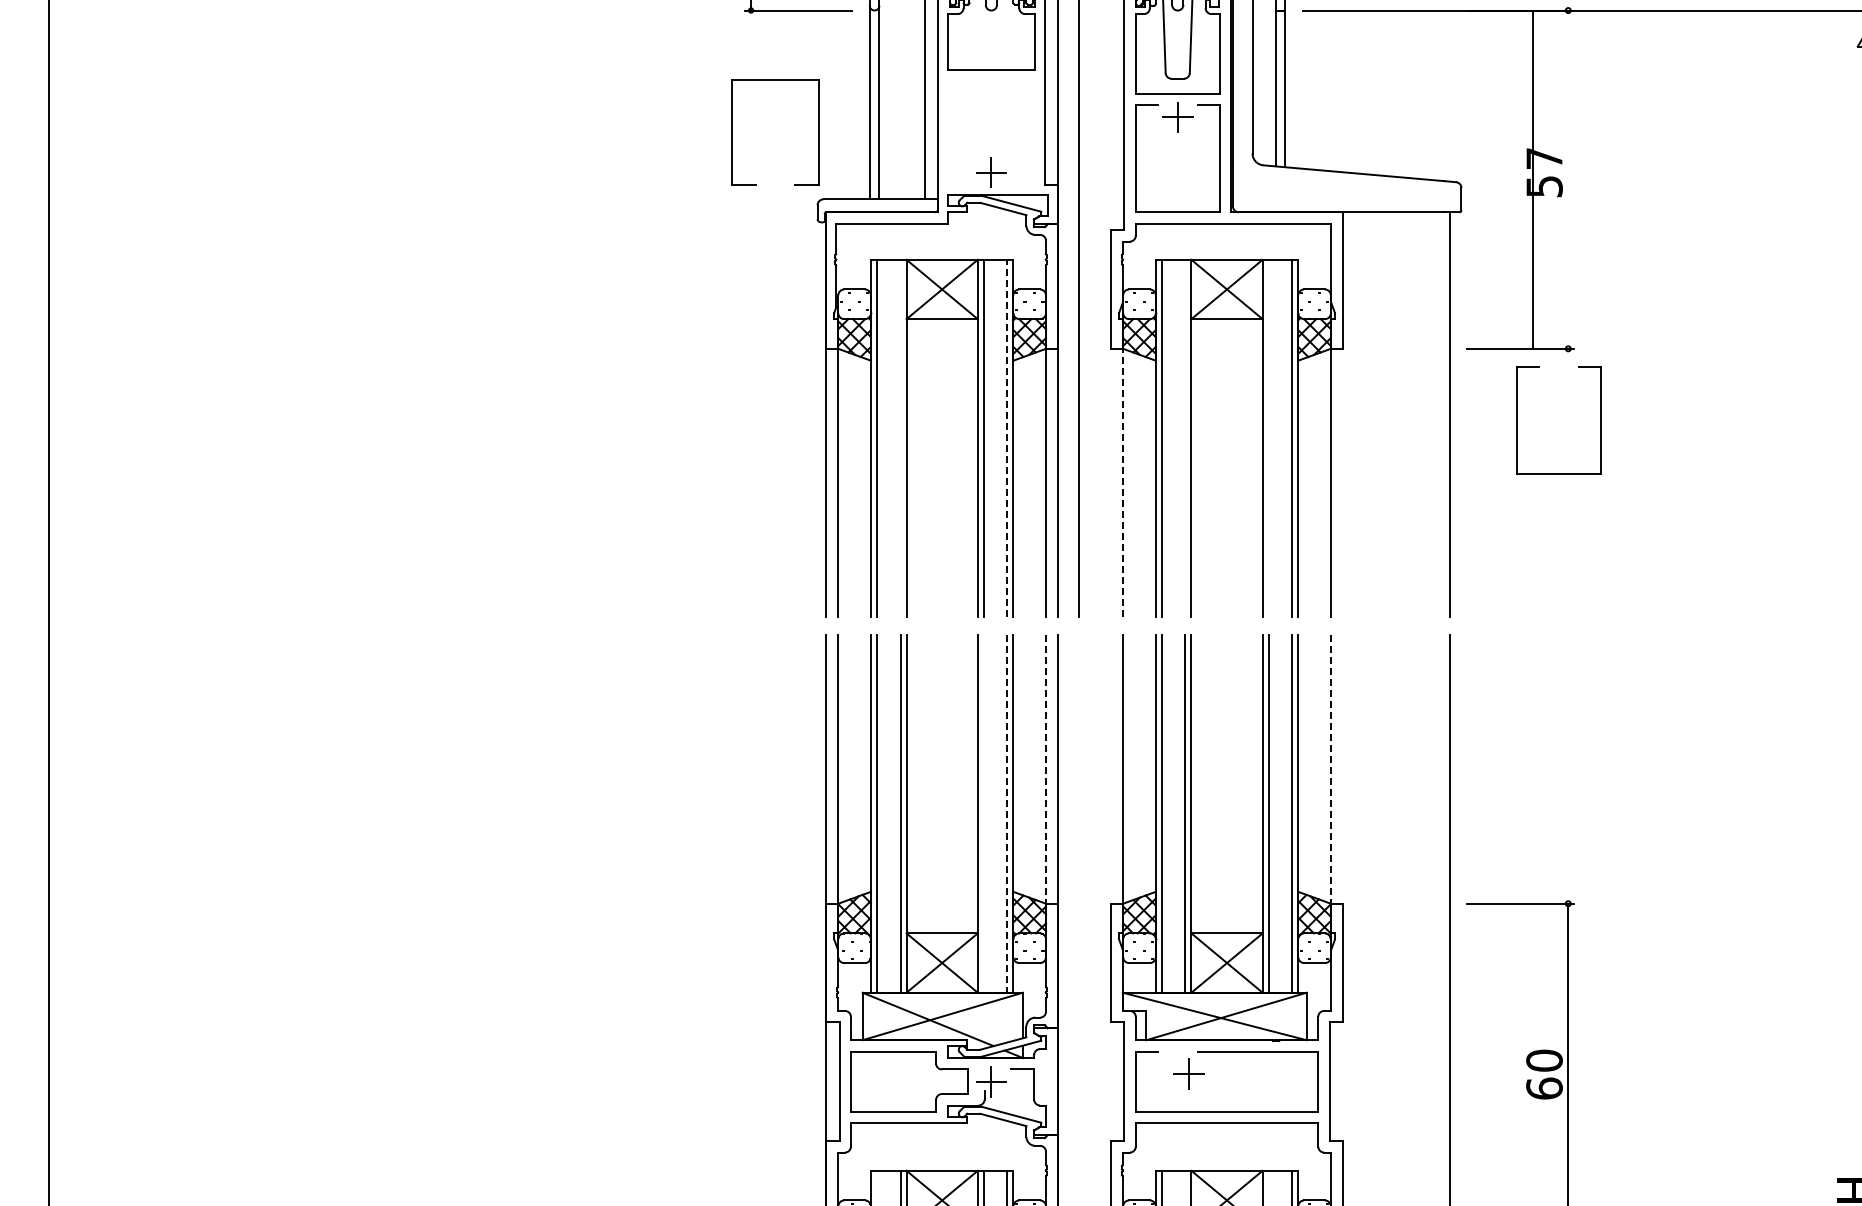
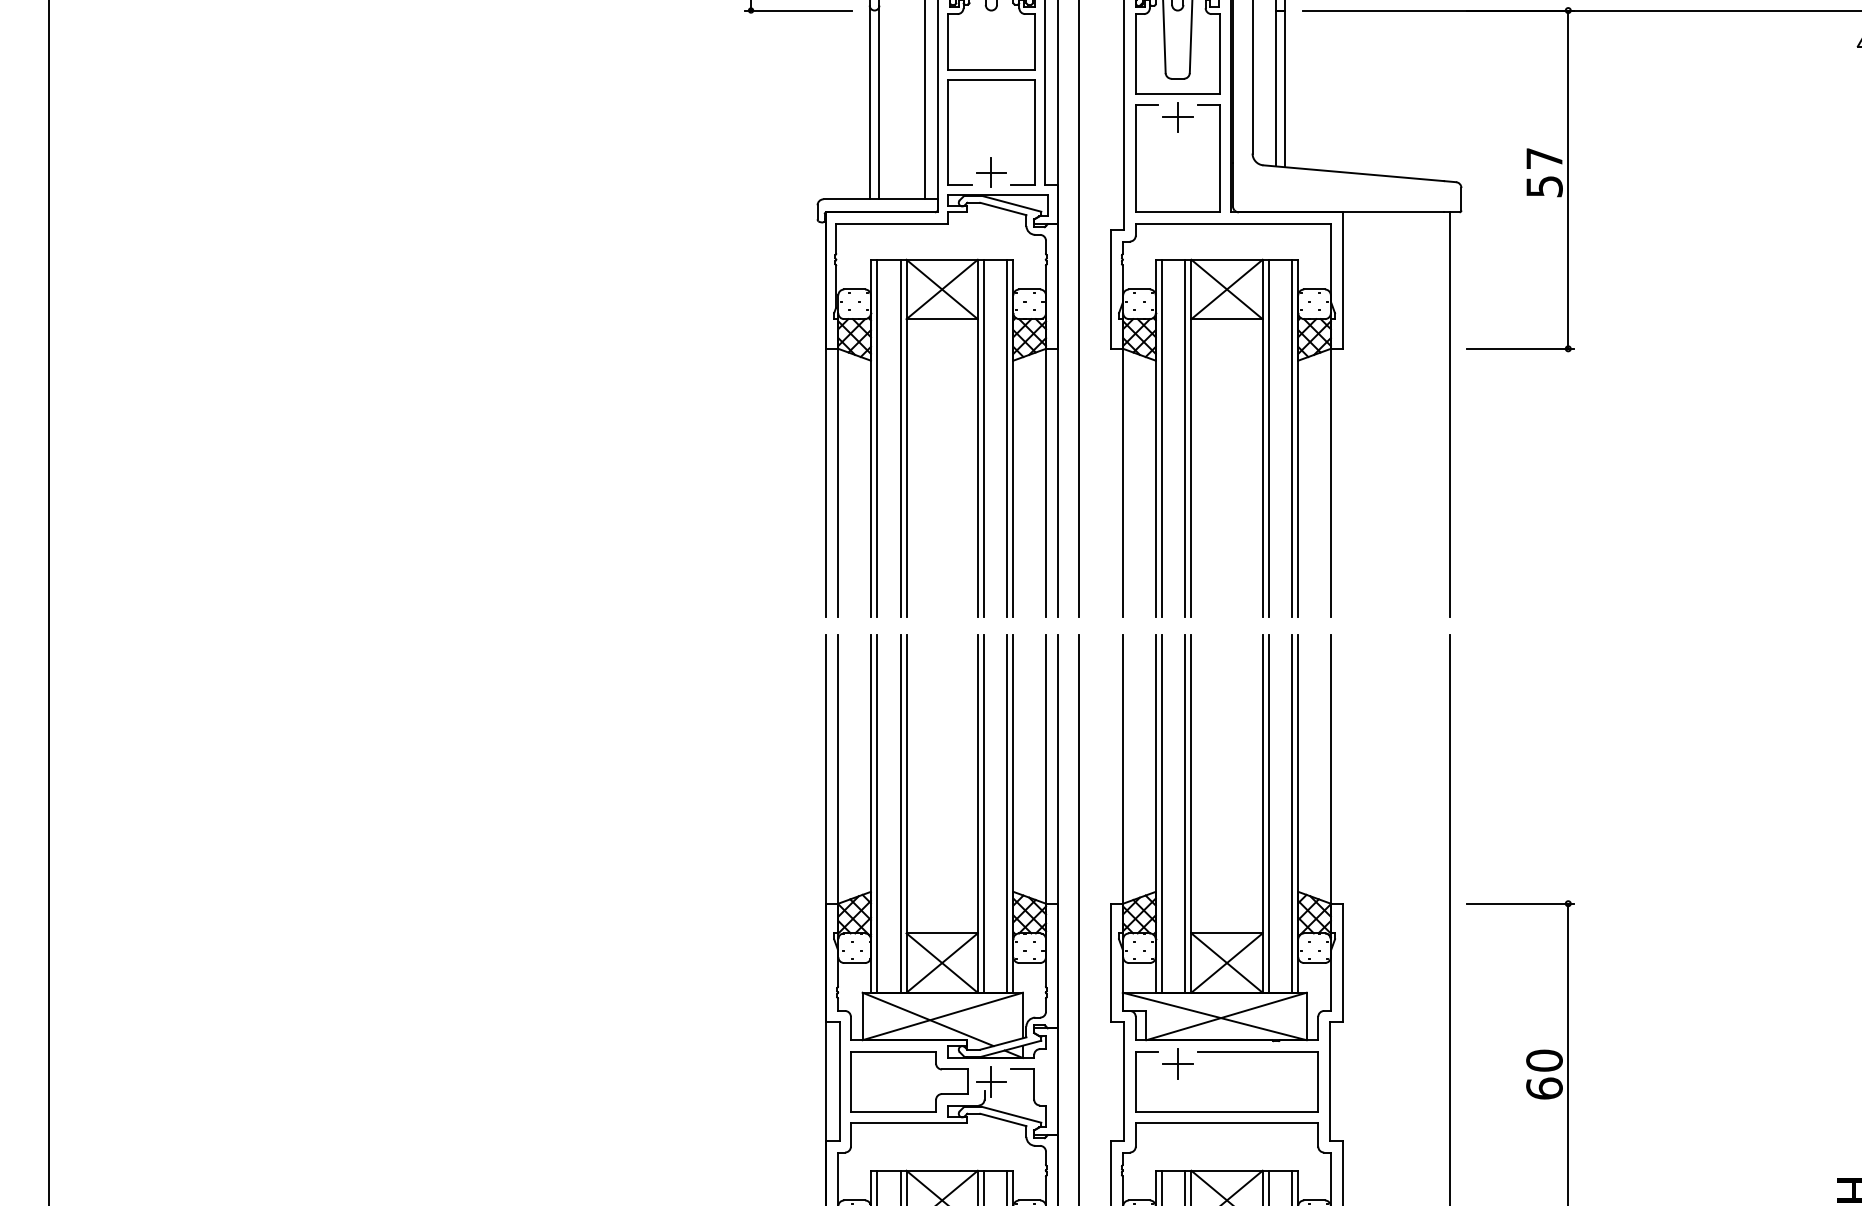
part position: (732, 132) -> (948, 132) (948, 132)
line position: (1533, 179) -> (1568, 179) (1568, 179)
part: present -> none (1517, 420)
line: none -> present (900, 438)
line: dashed -> solid (1007, 438)
line: none -> present (1185, 438)
line: none -> present (1268, 438)
line: dashed -> solid (1123, 481)
line: dashed -> solid (1046, 770)
line: dashed -> solid (1330, 770)
line: none -> present (983, 813)
line: dashed -> solid (1007, 813)
line: none -> present (1078, 918)
part position: (1188, 1073) -> (1177, 1063) (1177, 1063)
line: none -> present (876, 1186)
line: none -> present (1185, 1186)
line: none -> present (1268, 1186)
